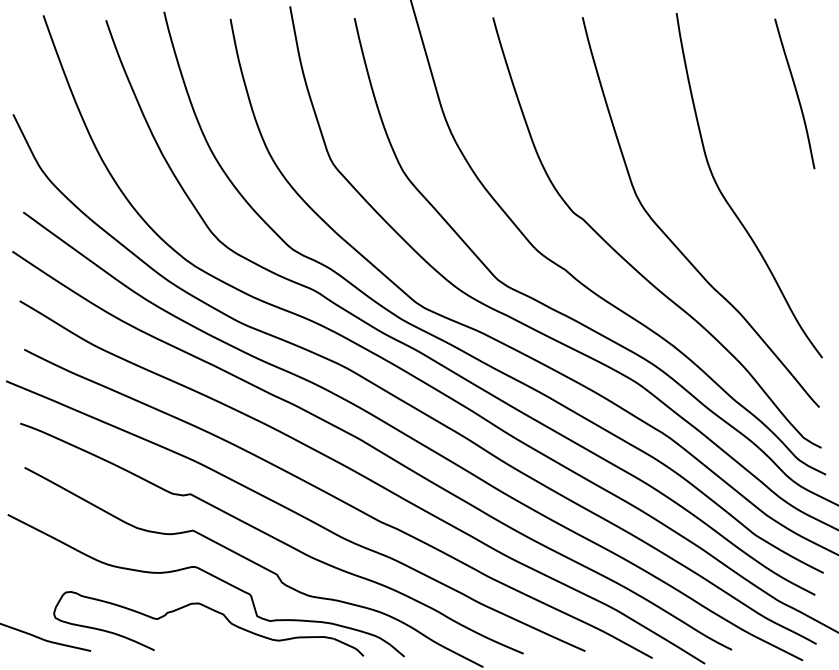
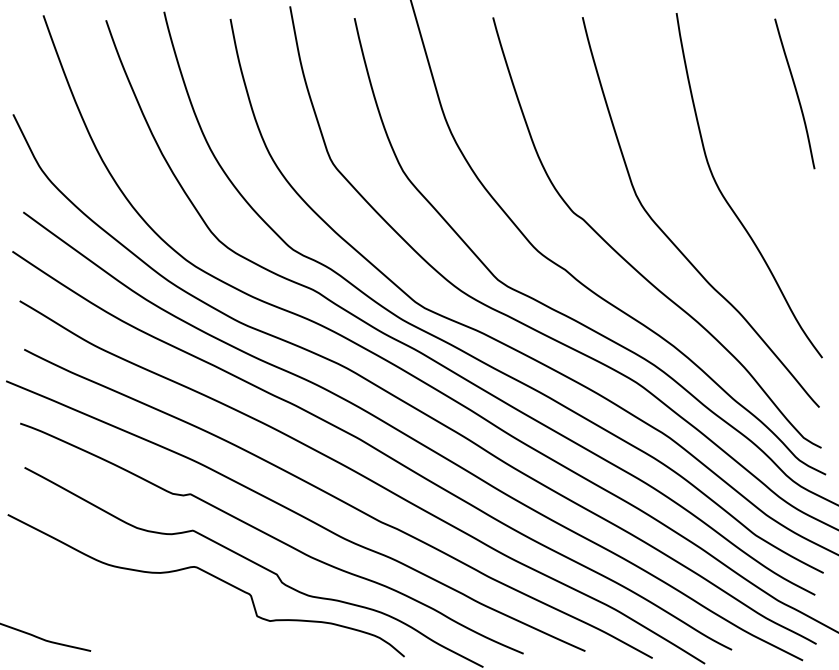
part: present -> none (213, 611)
